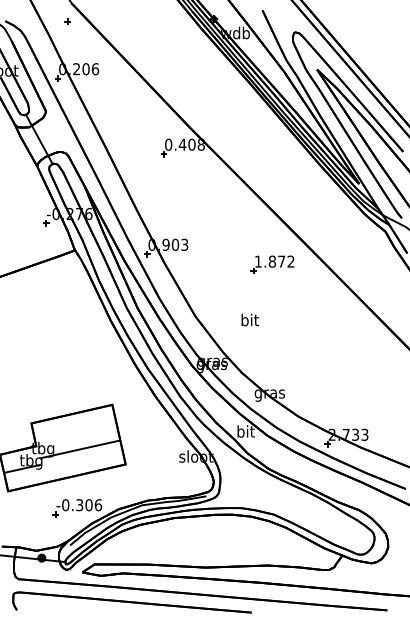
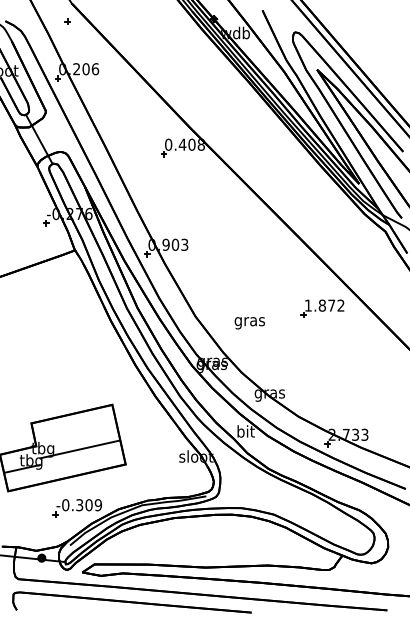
part position: (272, 264) -> (322, 308) (322, 308)
text: bit -> gras (249, 321)
text: -0.306 -> -0.309 (98, 505)
